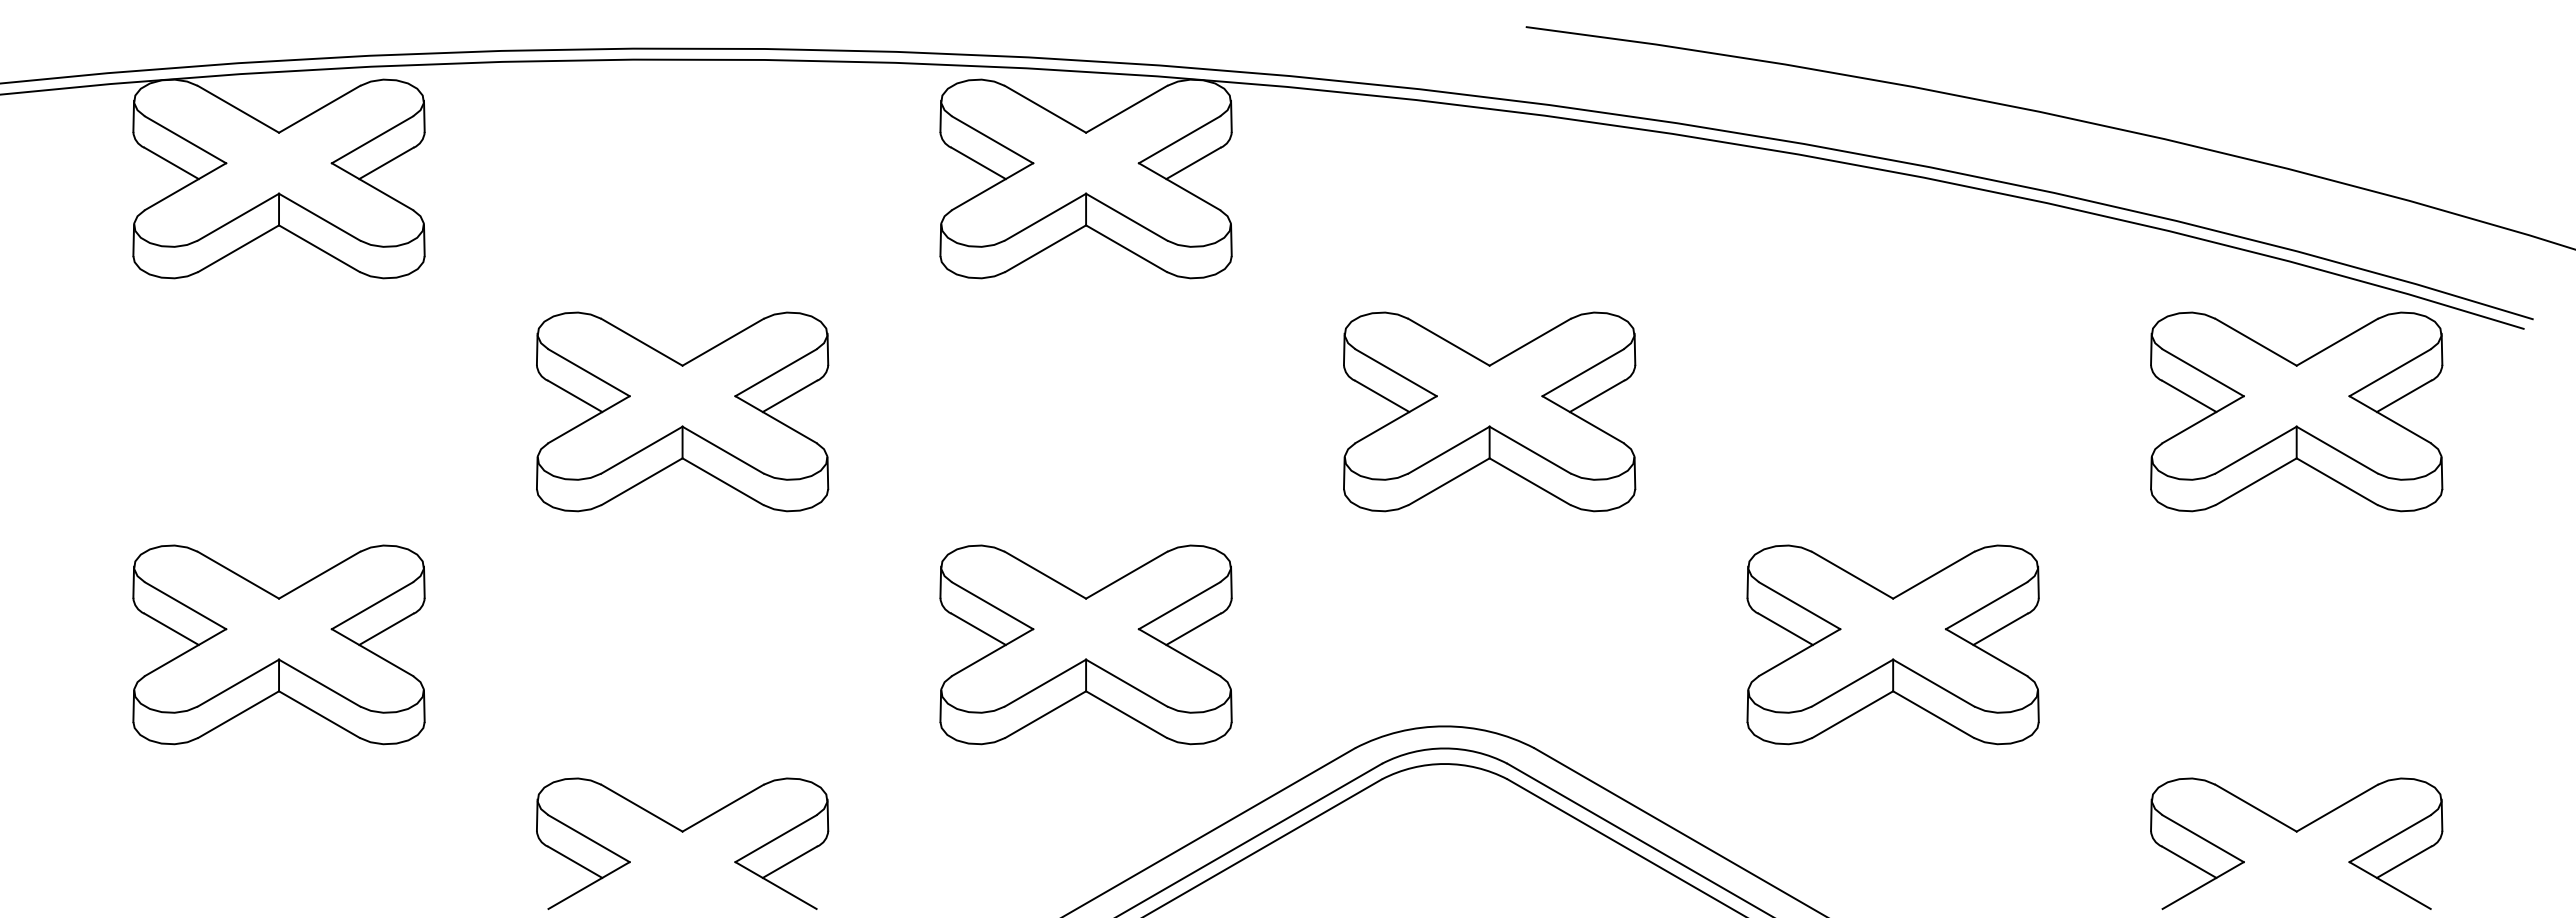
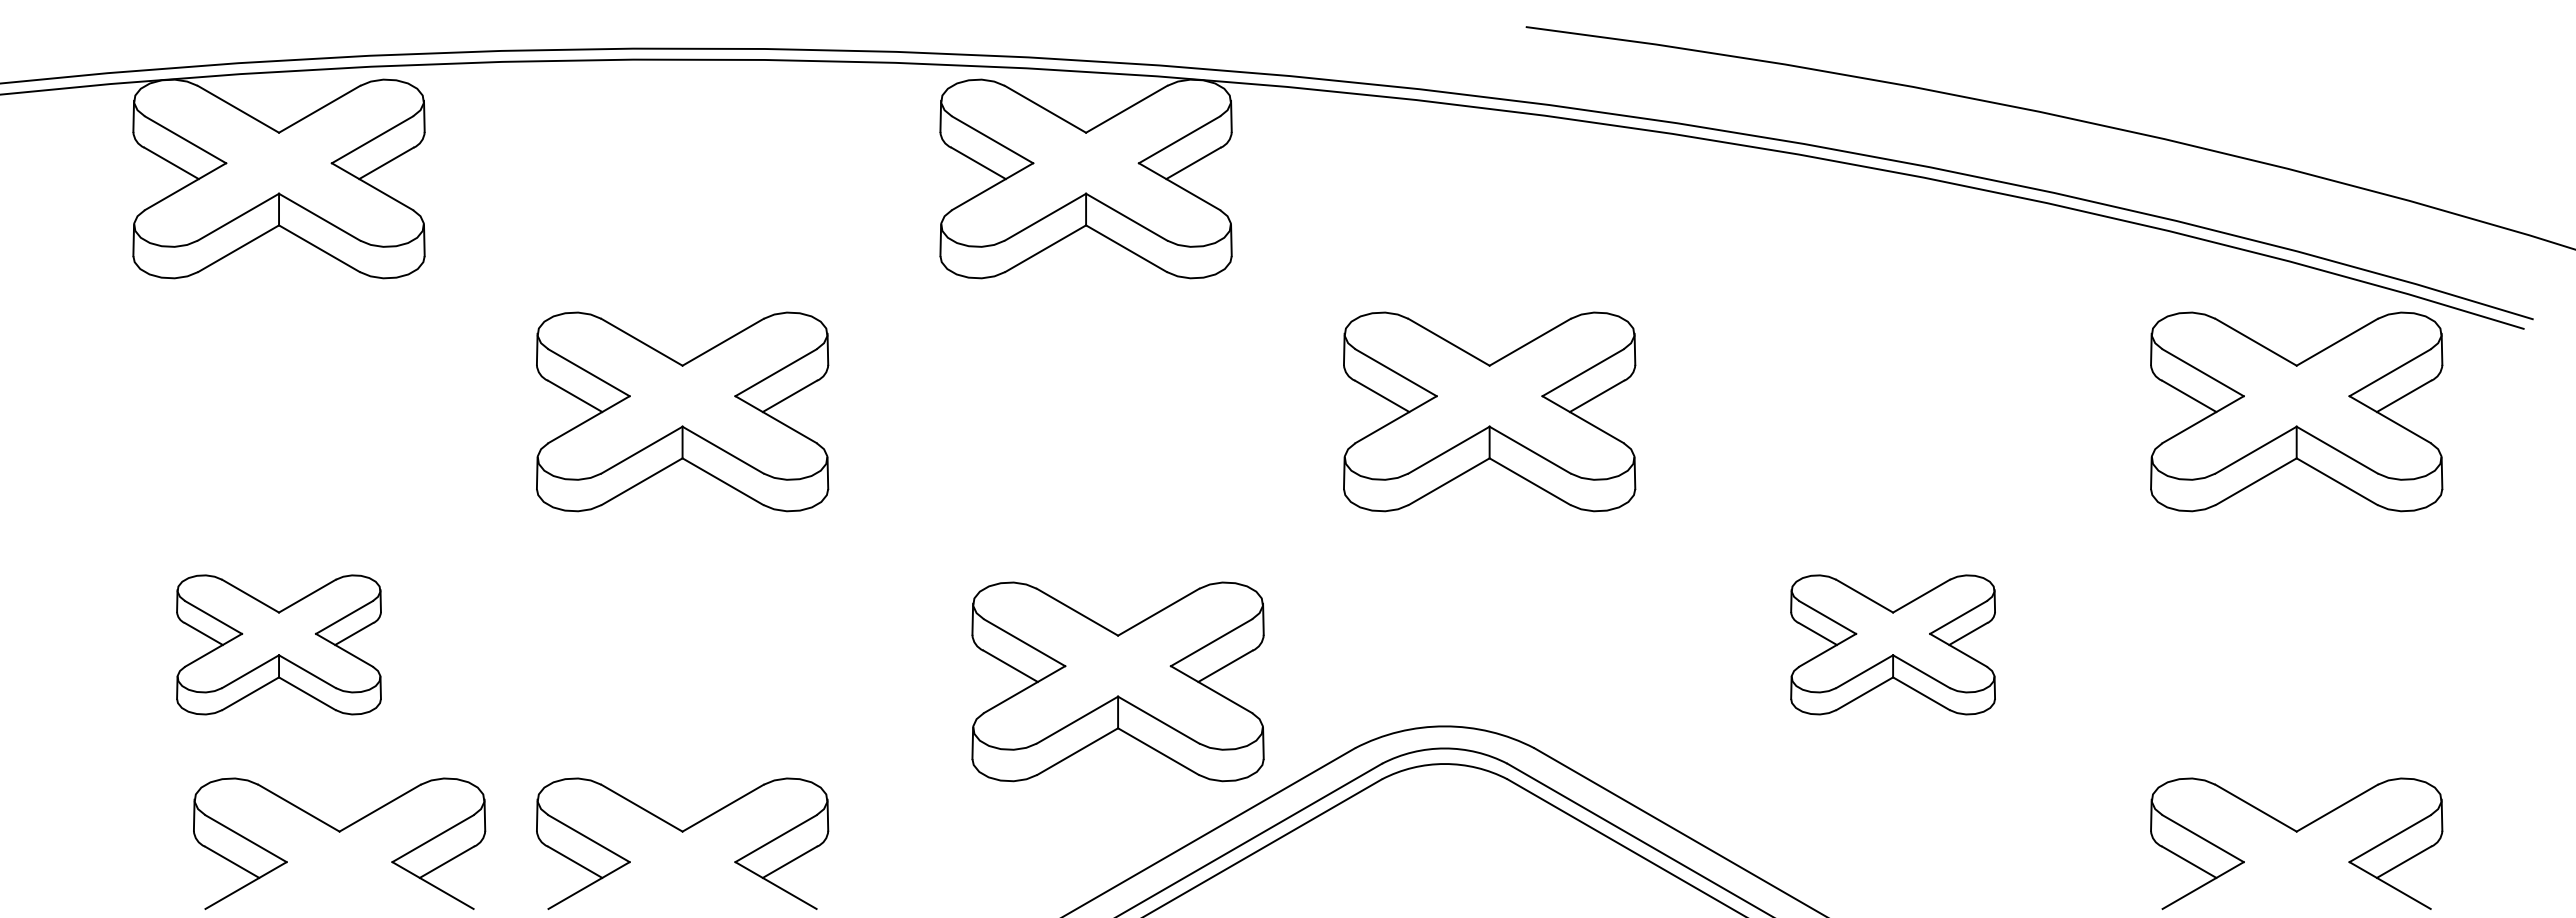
part size: 294x202 px -> 206x142 px (278, 644)
part position: (1085, 644) -> (1117, 681) (1117, 681)
part size: 294x202 px -> 206x142 px (1892, 644)
part: none -> present (339, 832)
